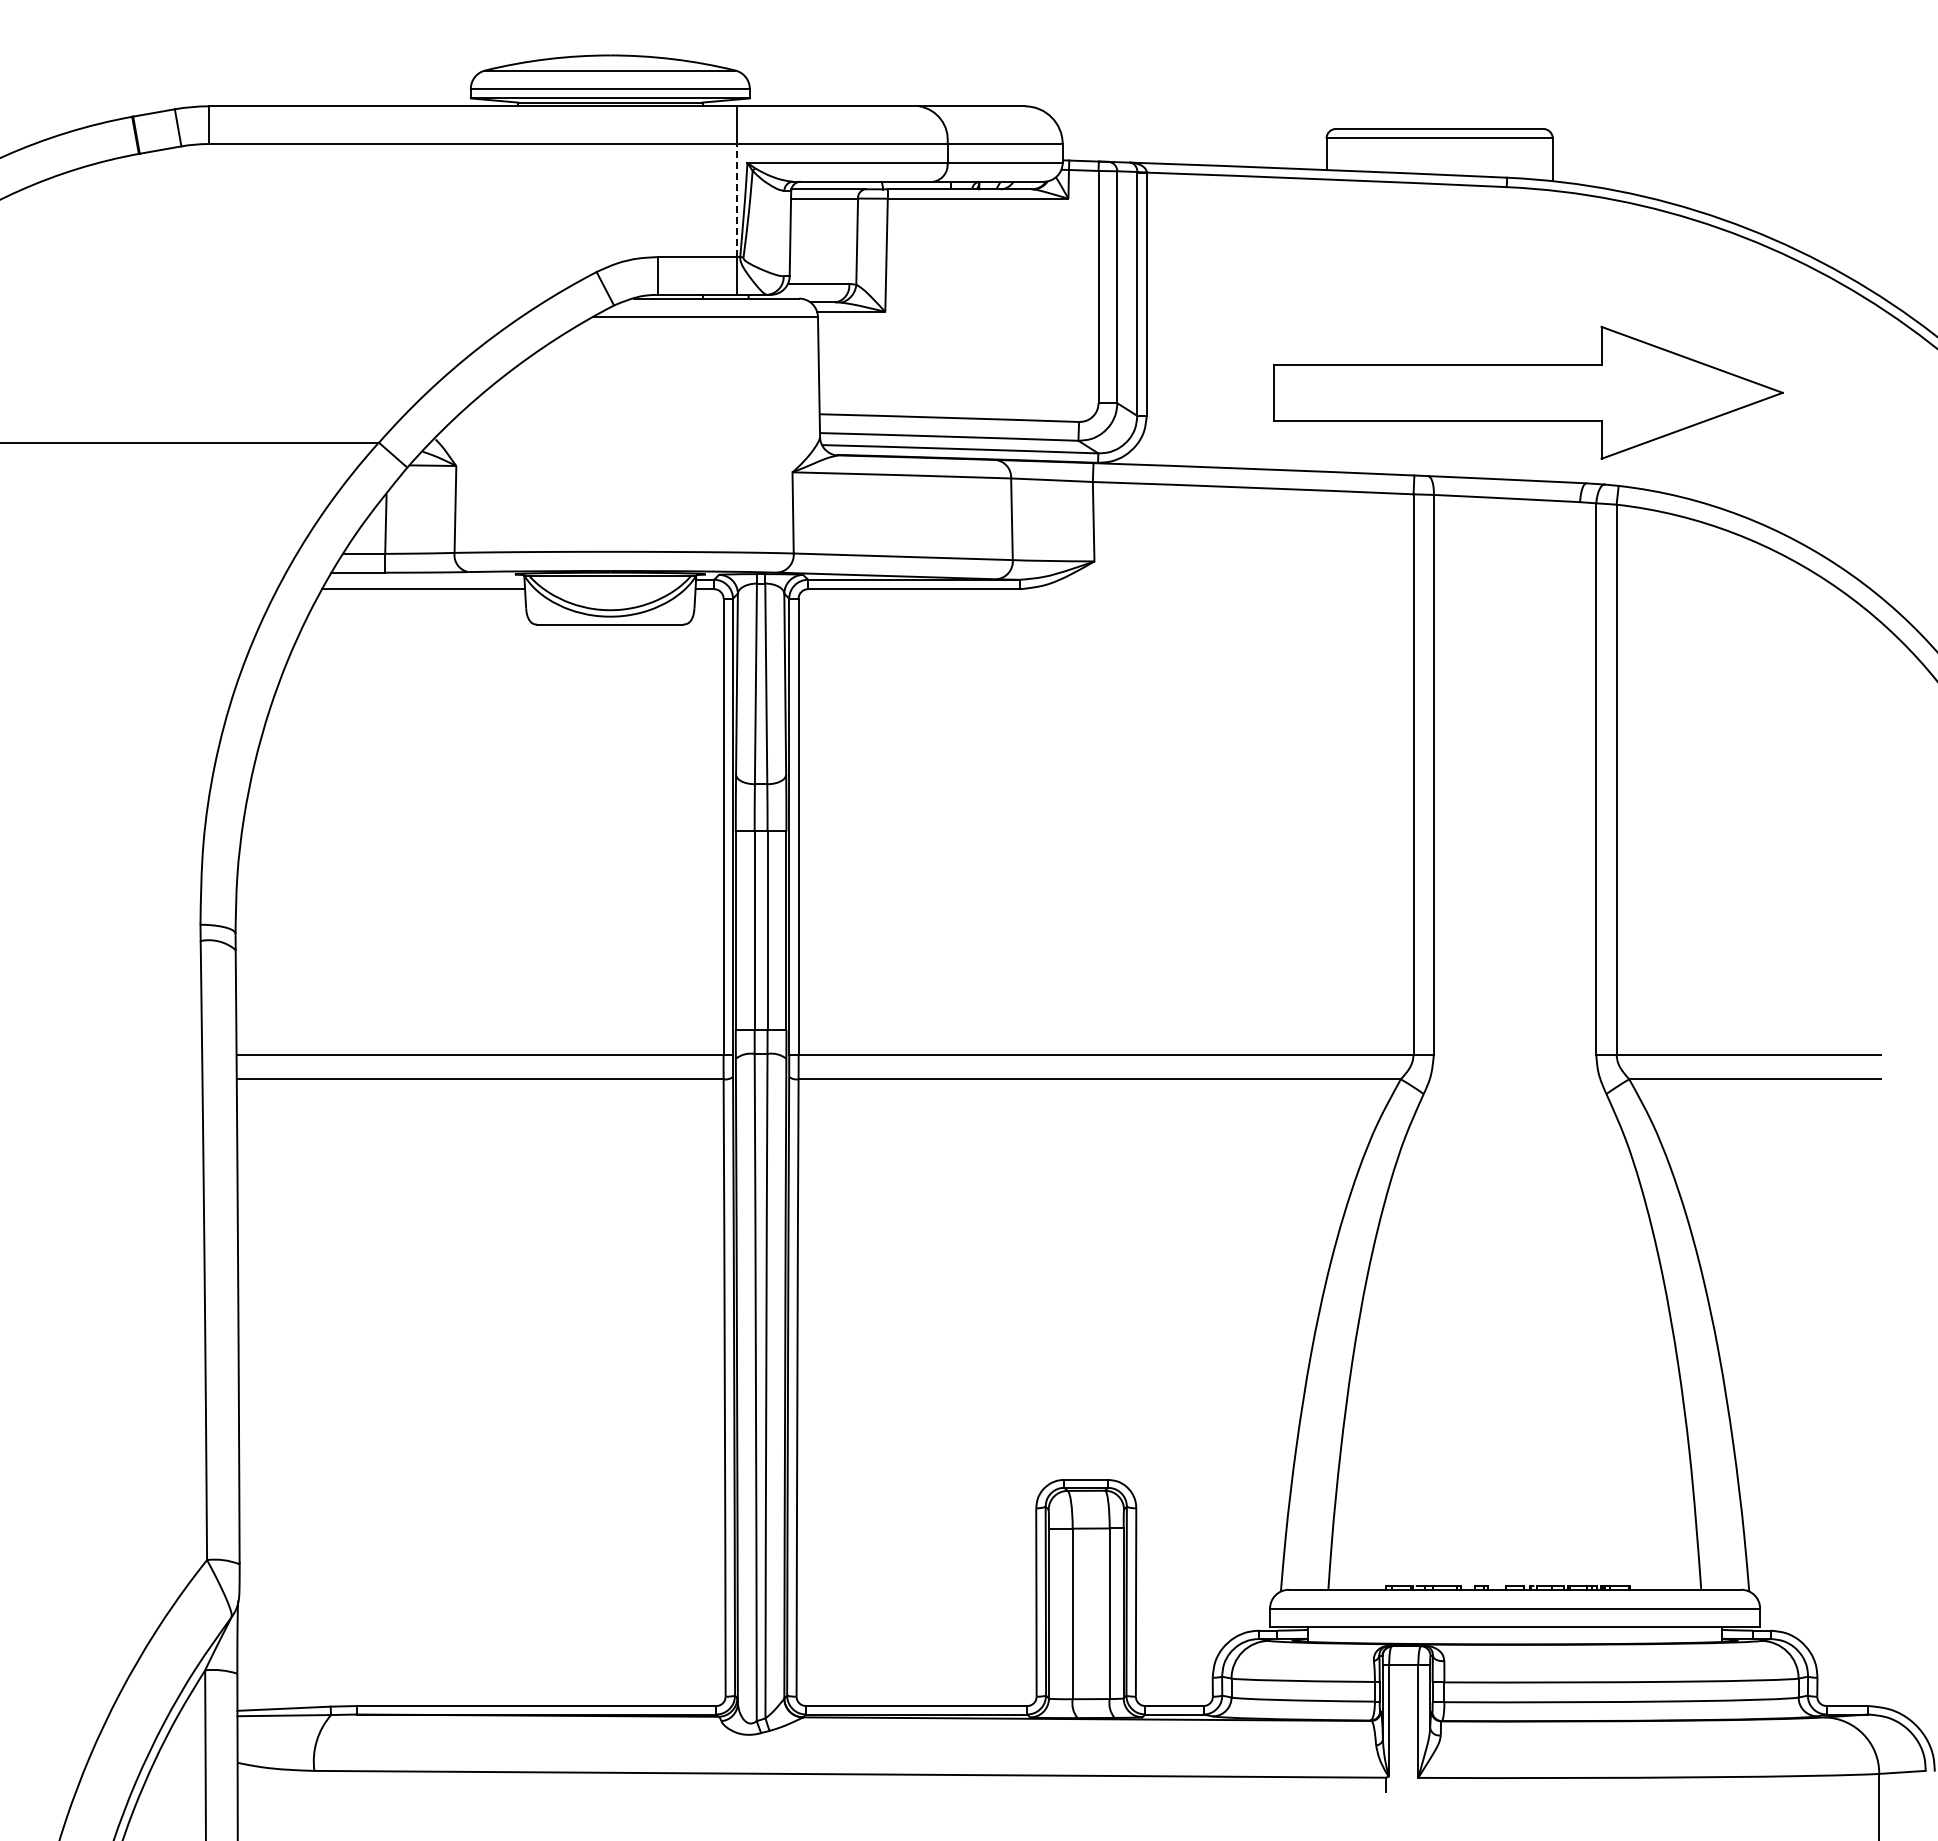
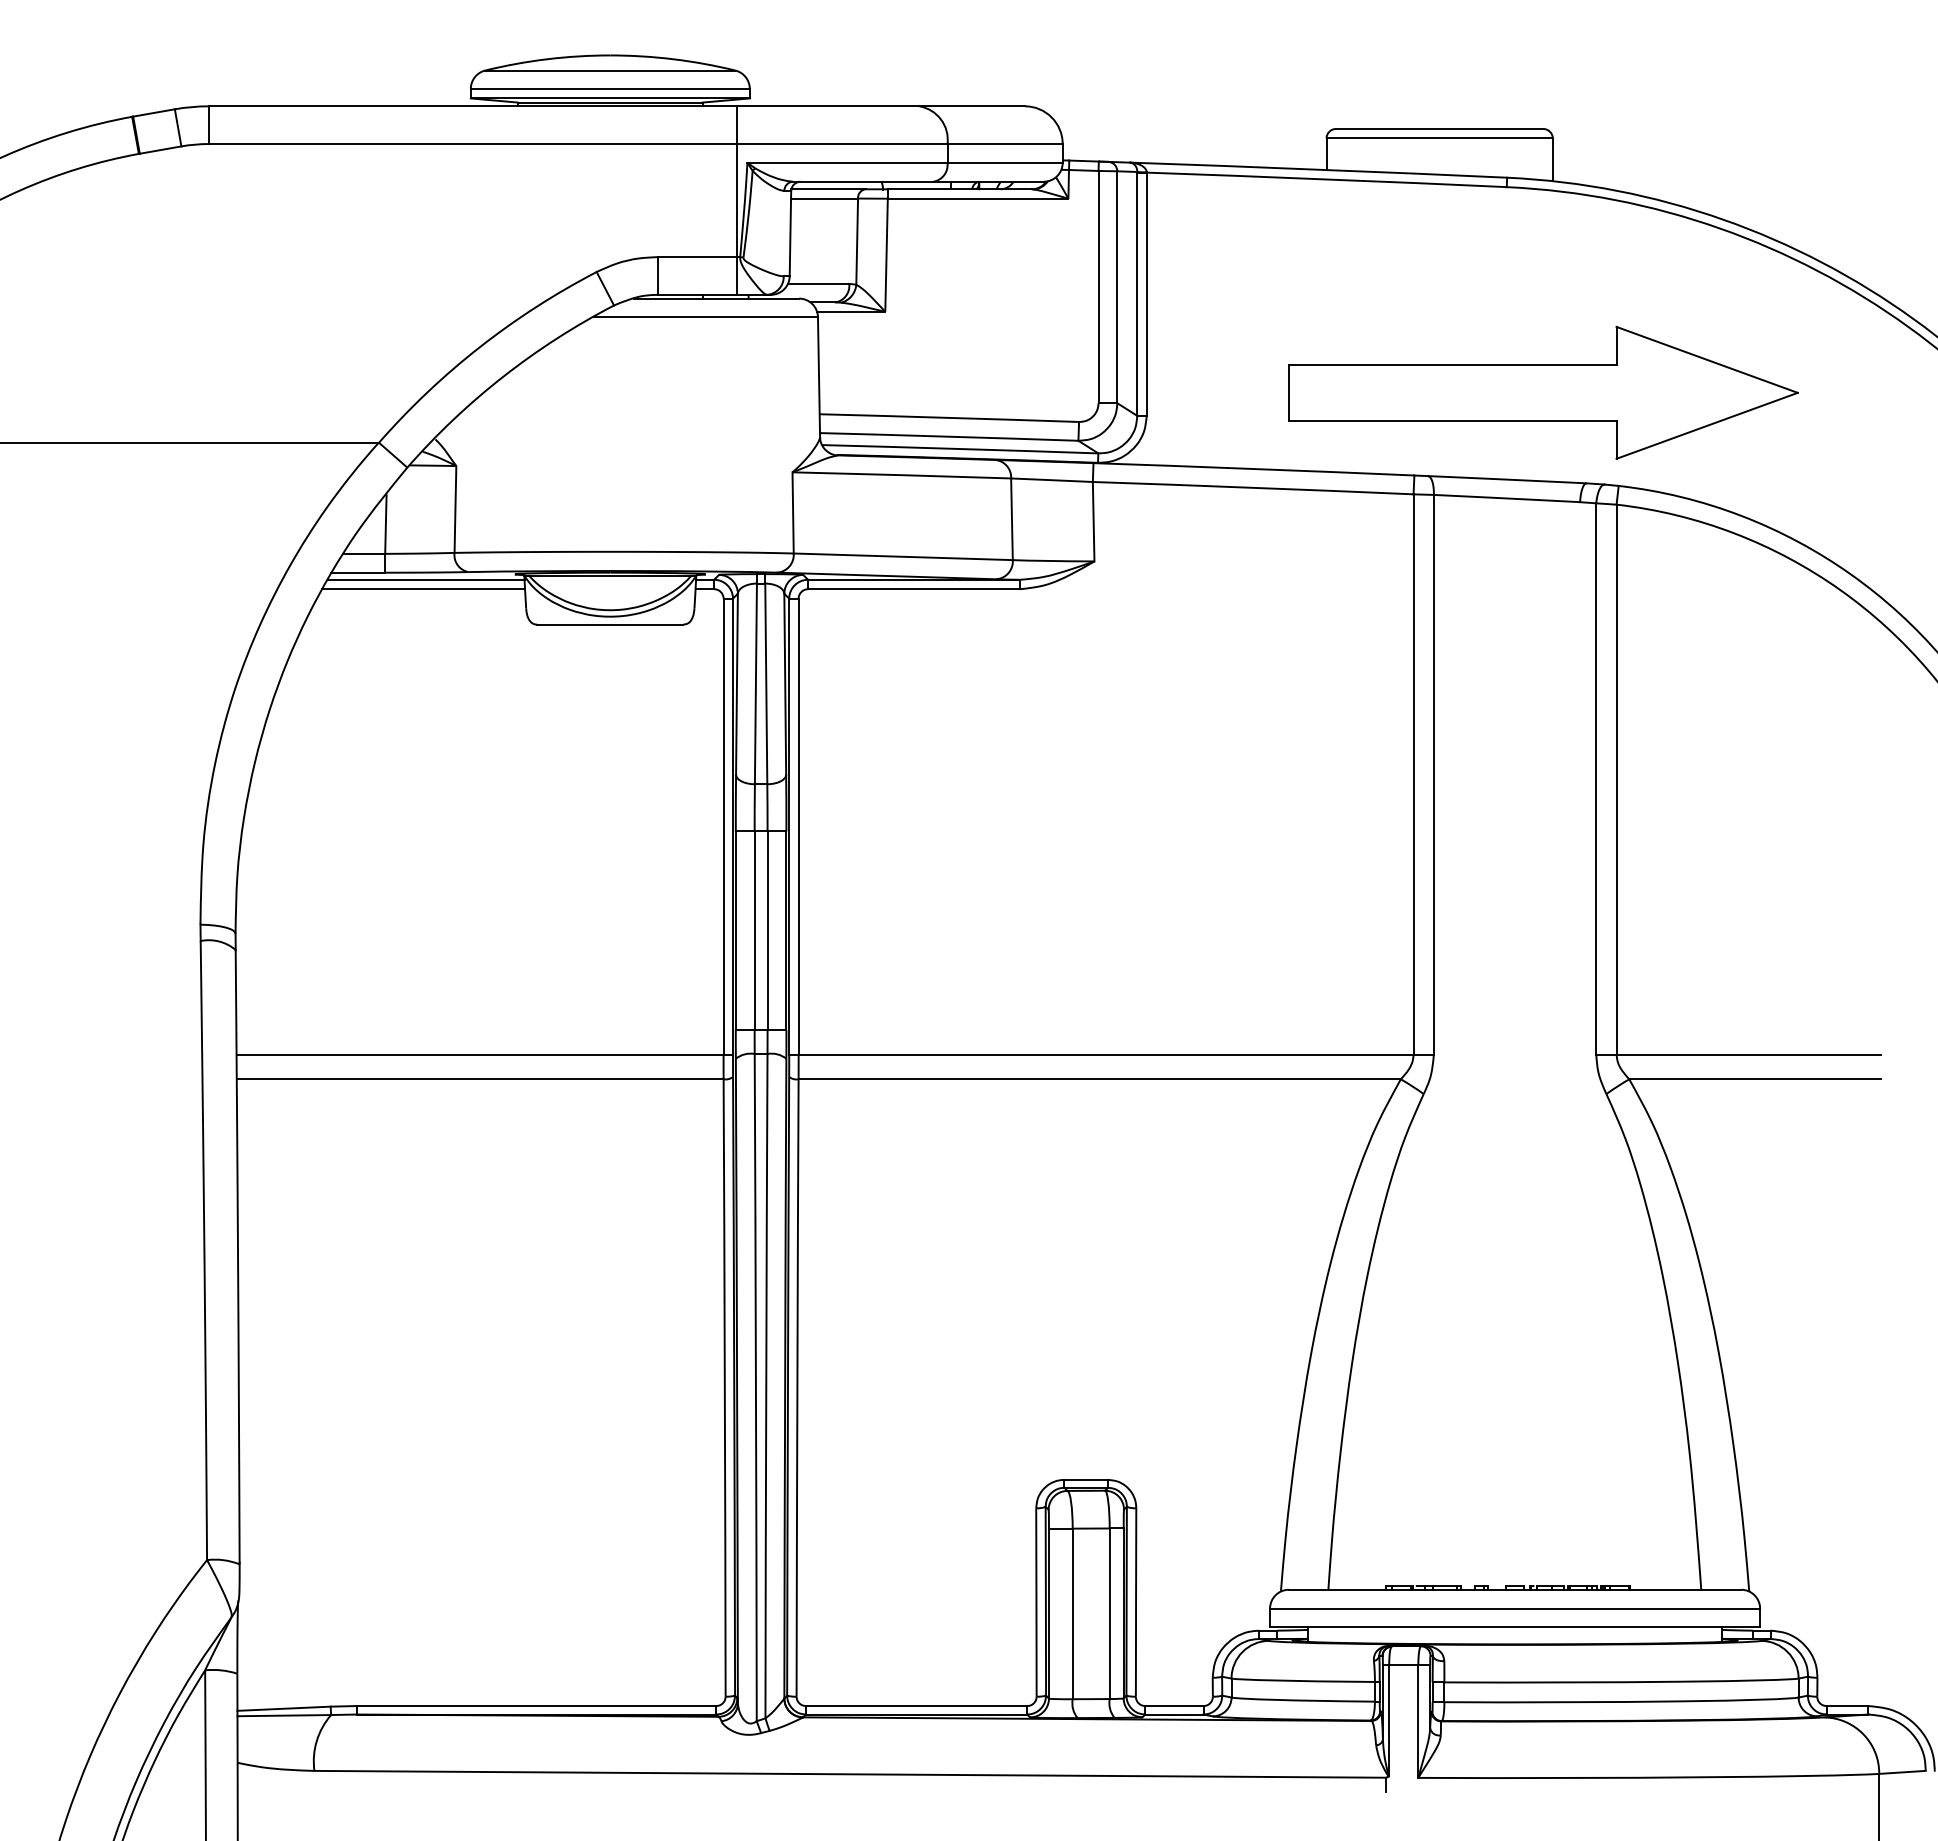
line: dashed -> solid (736, 200)
part position: (1528, 392) -> (1543, 392) (1543, 392)
line: none -> present (425, 579)
